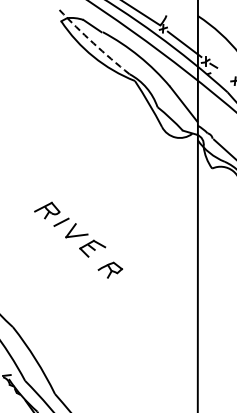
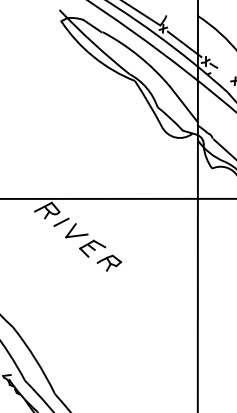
arc: dashed -> solid (93, 43)
line: none -> present (117, 198)
part position: (110, 269) -> (109, 262) (109, 262)
